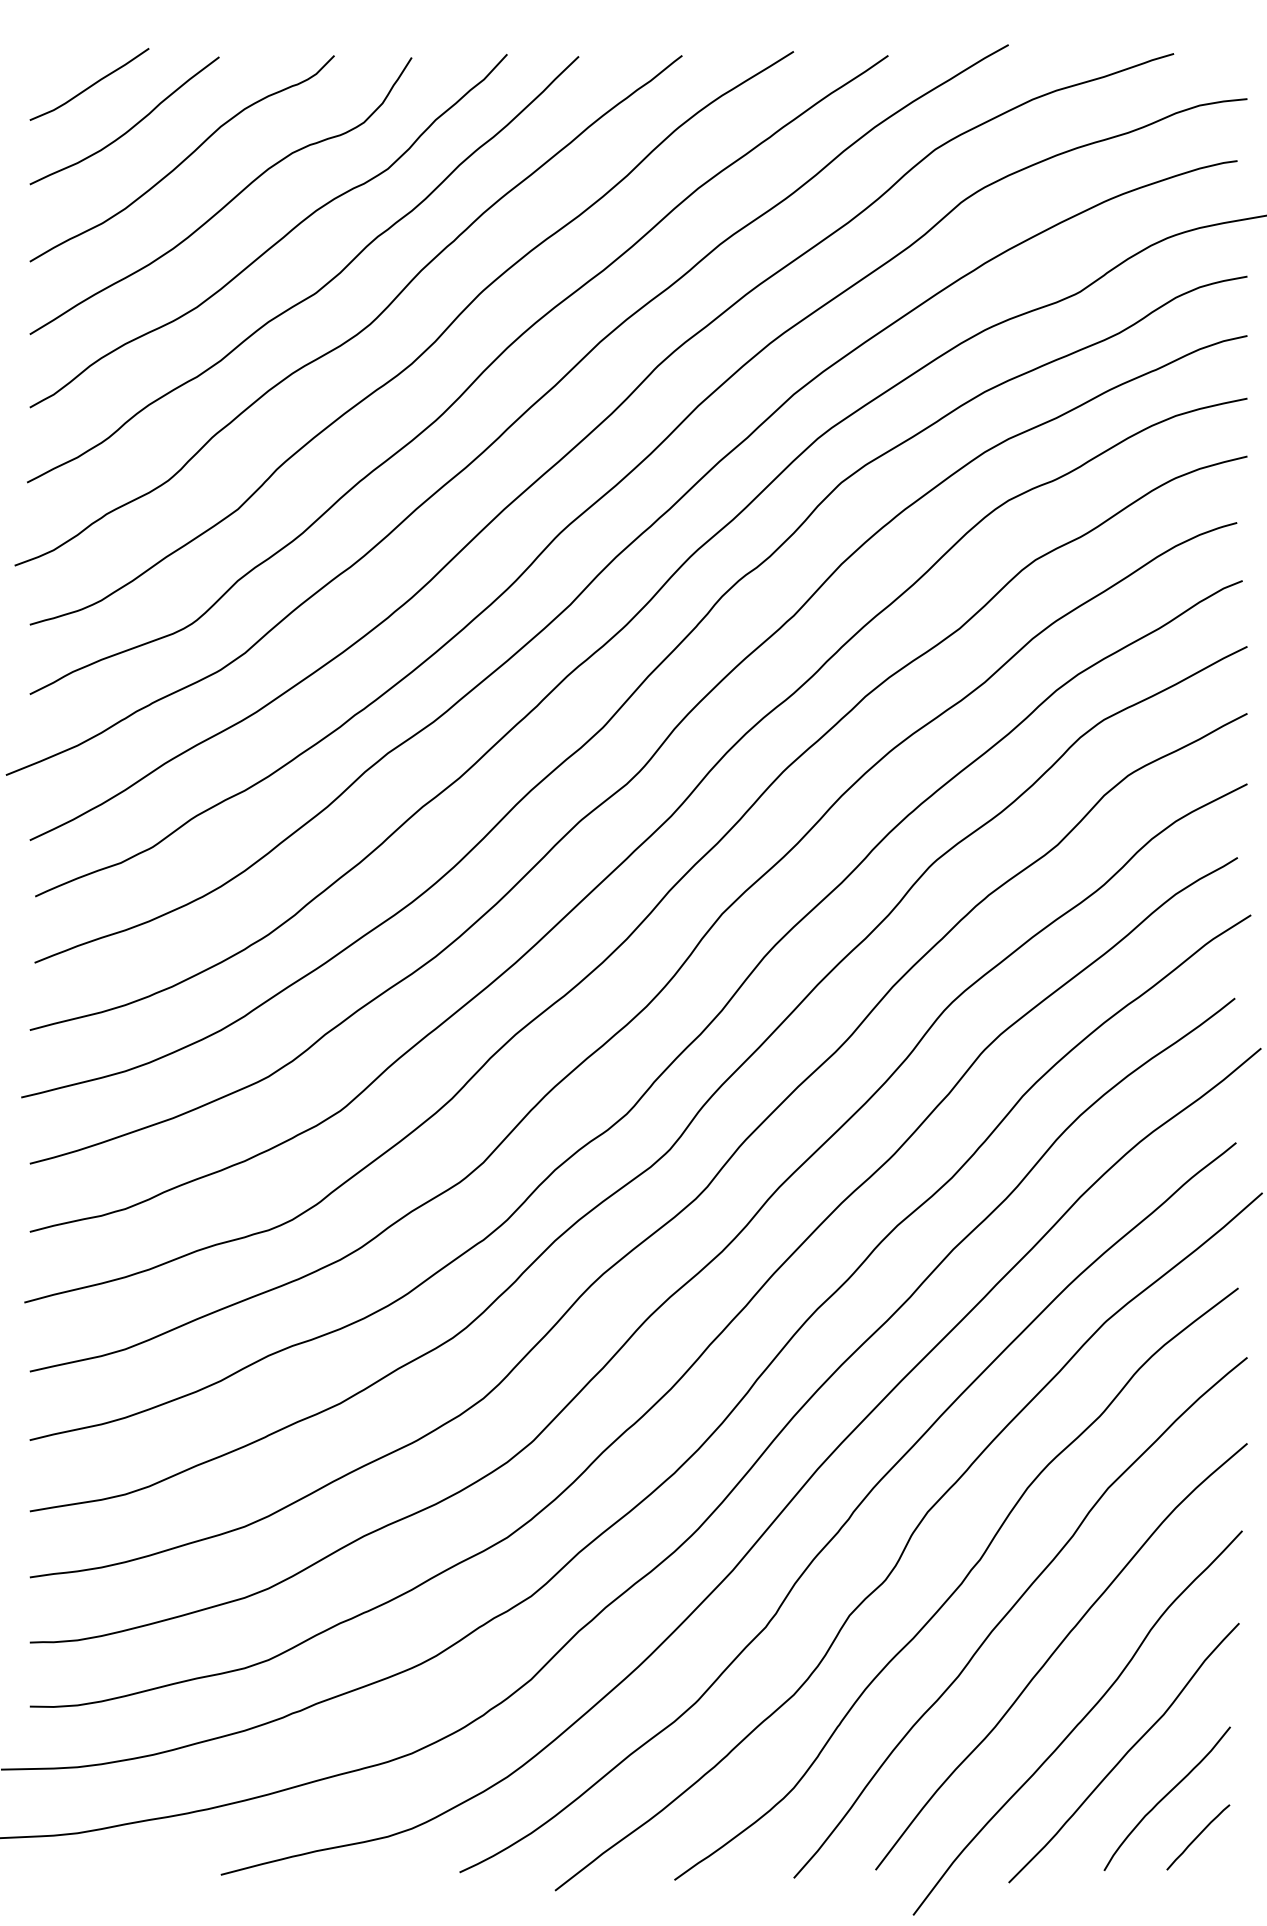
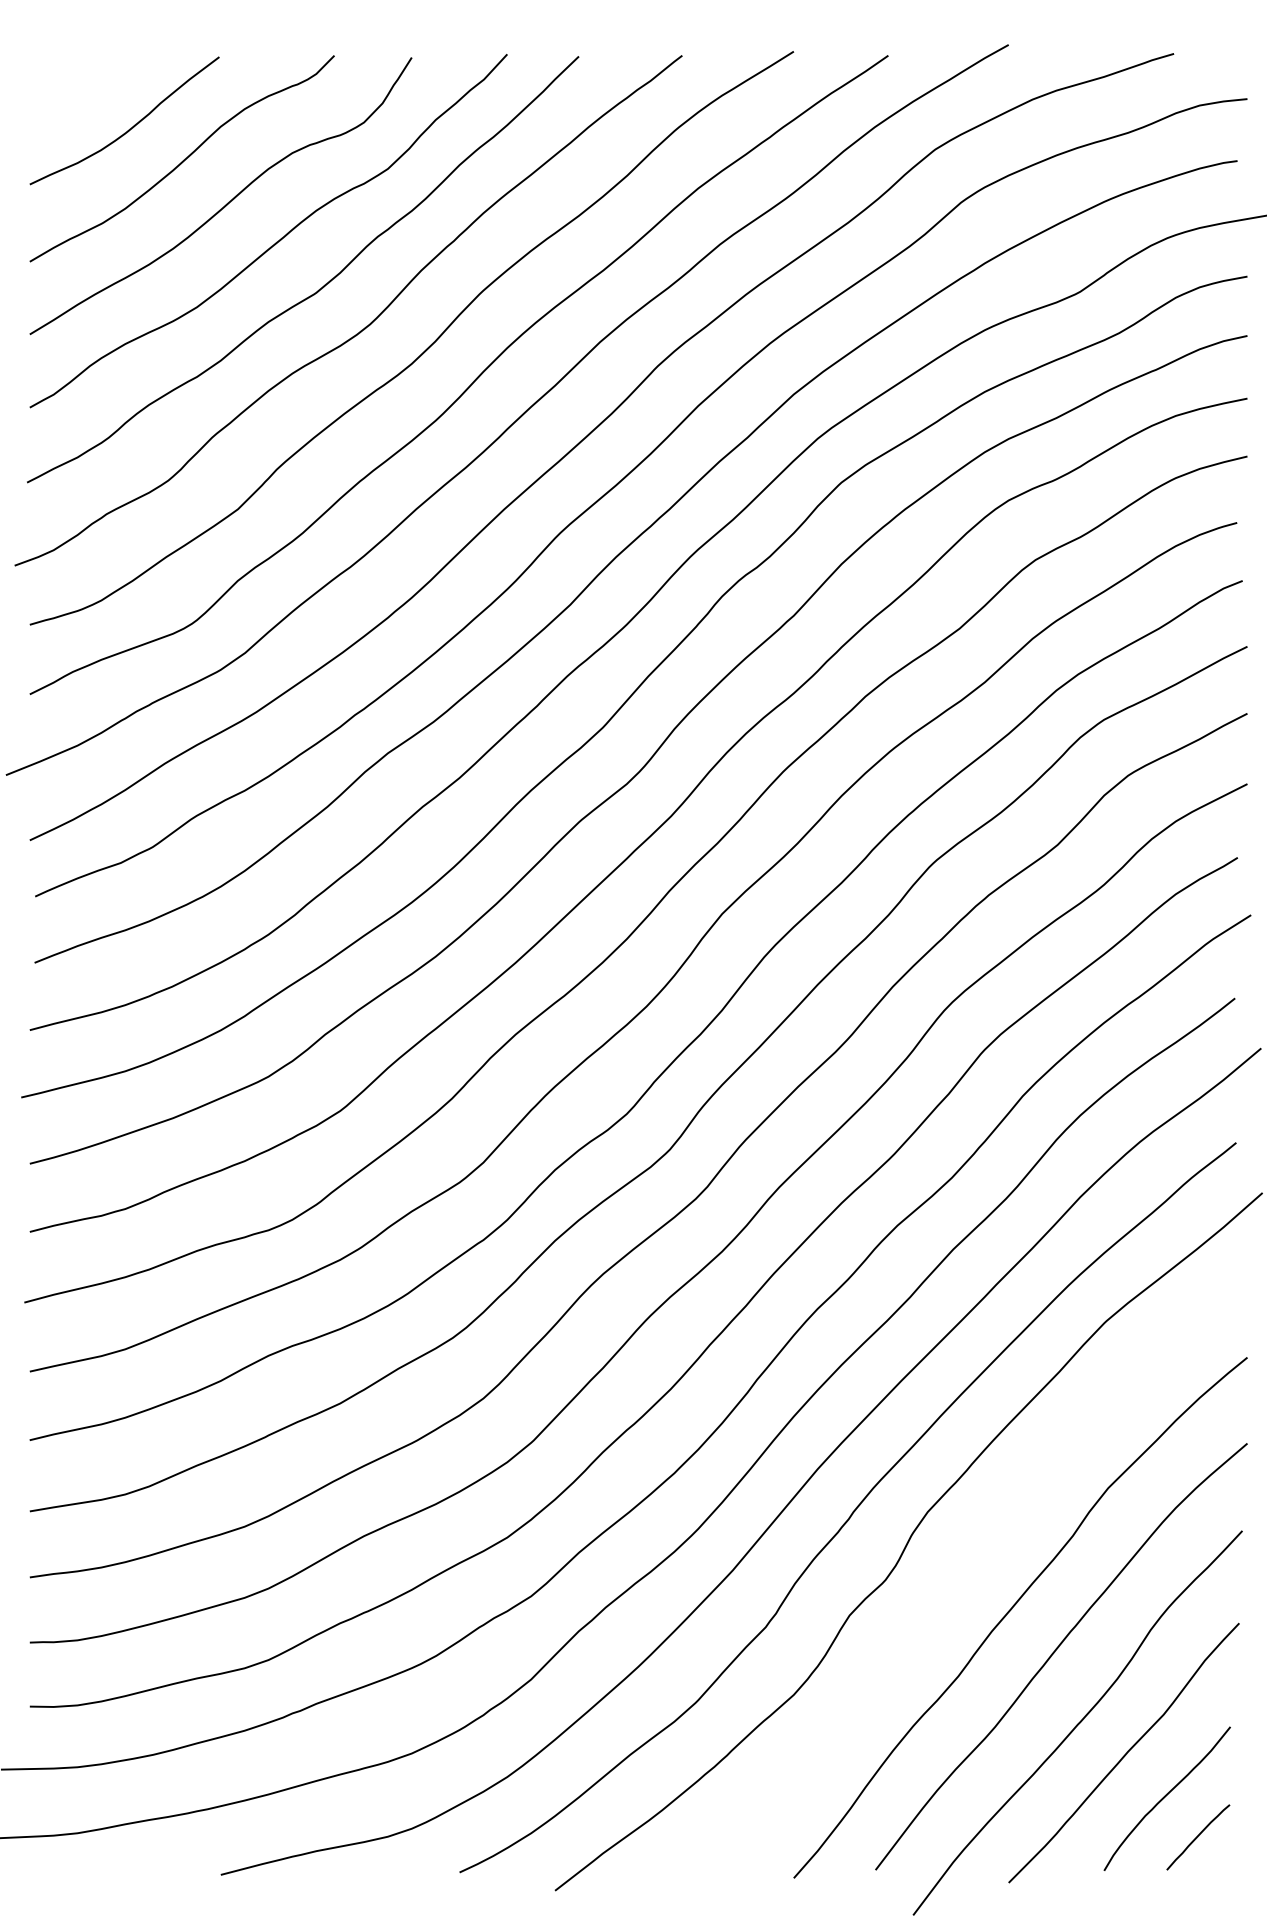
curve: present -> none (90, 85)
curve: present -> none (958, 1585)
